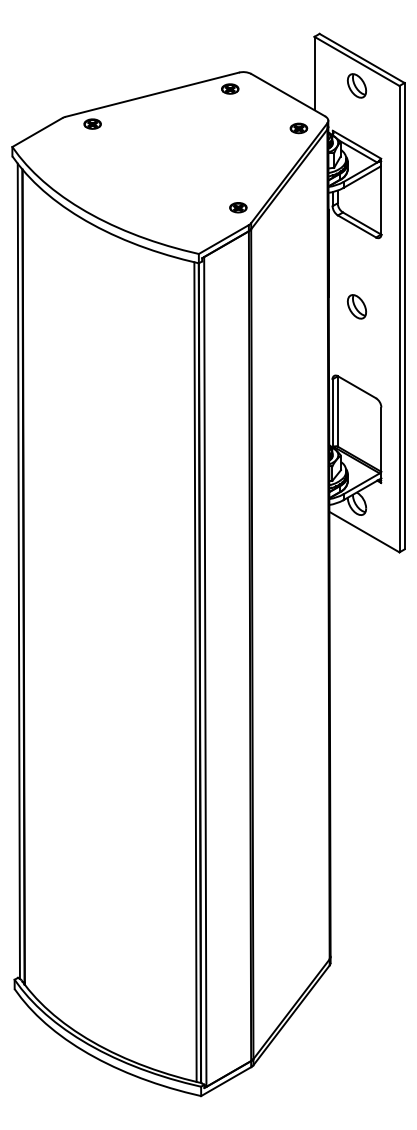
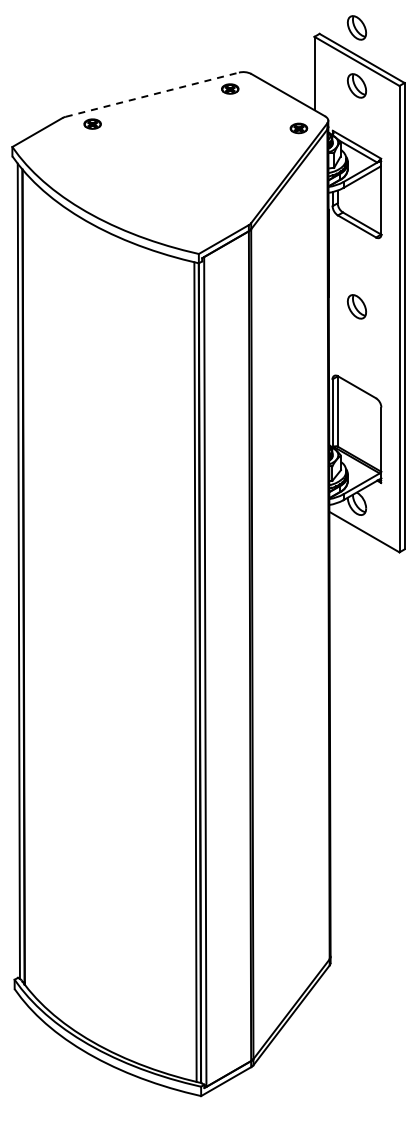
part: none -> present (356, 27)
line: solid -> dashed (152, 94)
part: present -> none (238, 207)
